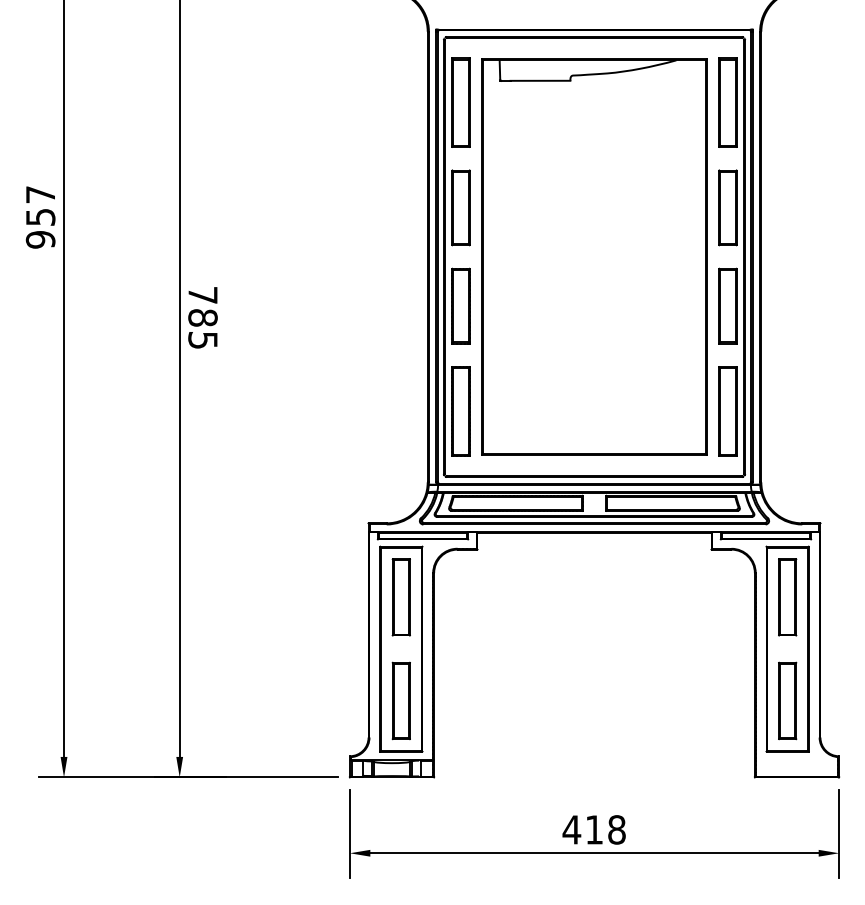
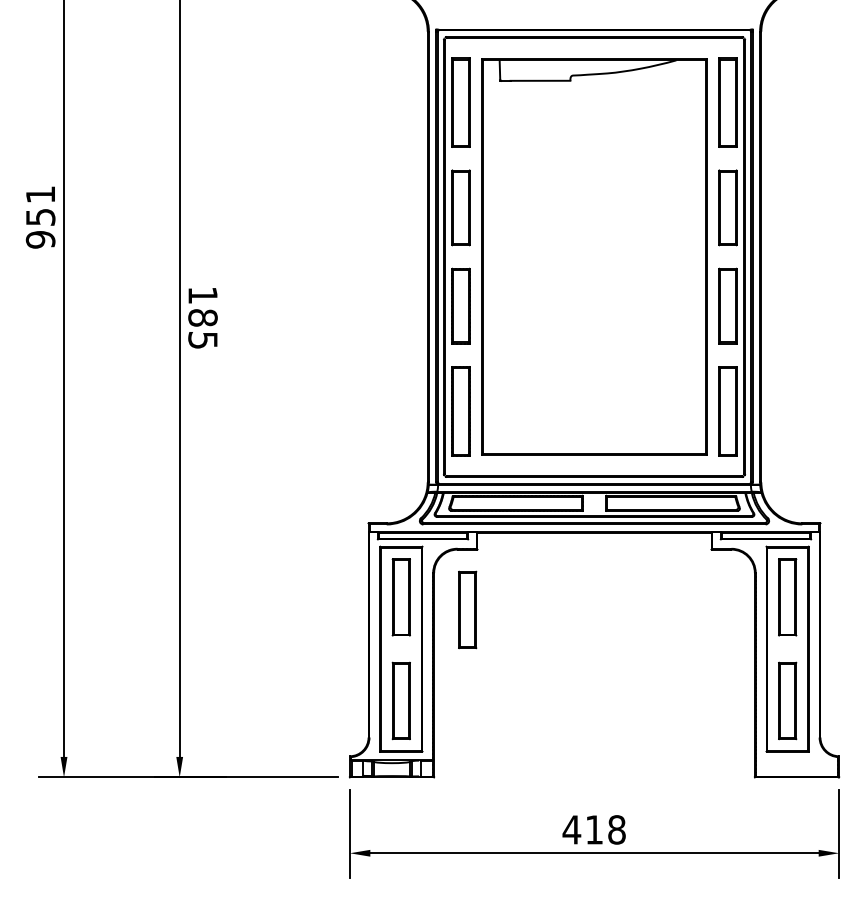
text: 957 -> 951 (40, 194)
text: 785 -> 185 (202, 295)
part: none -> present (467, 609)
